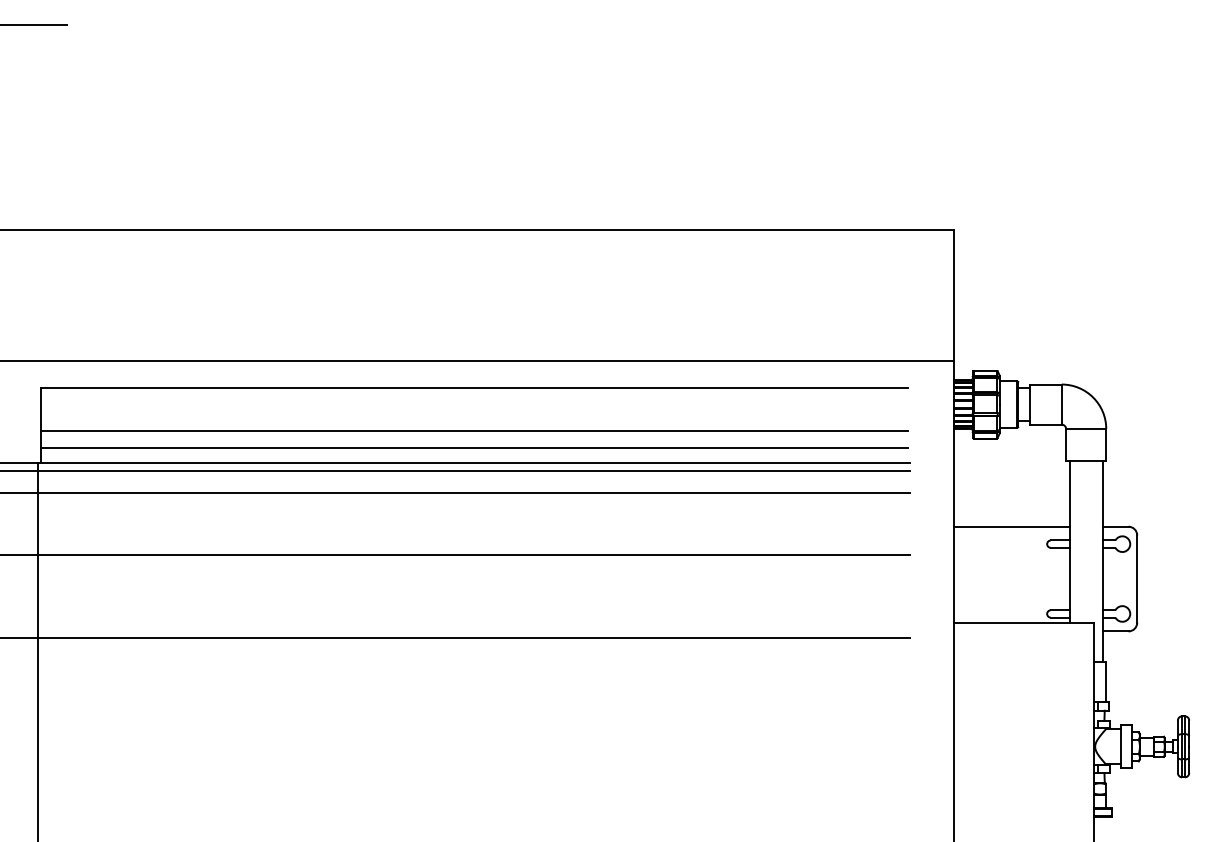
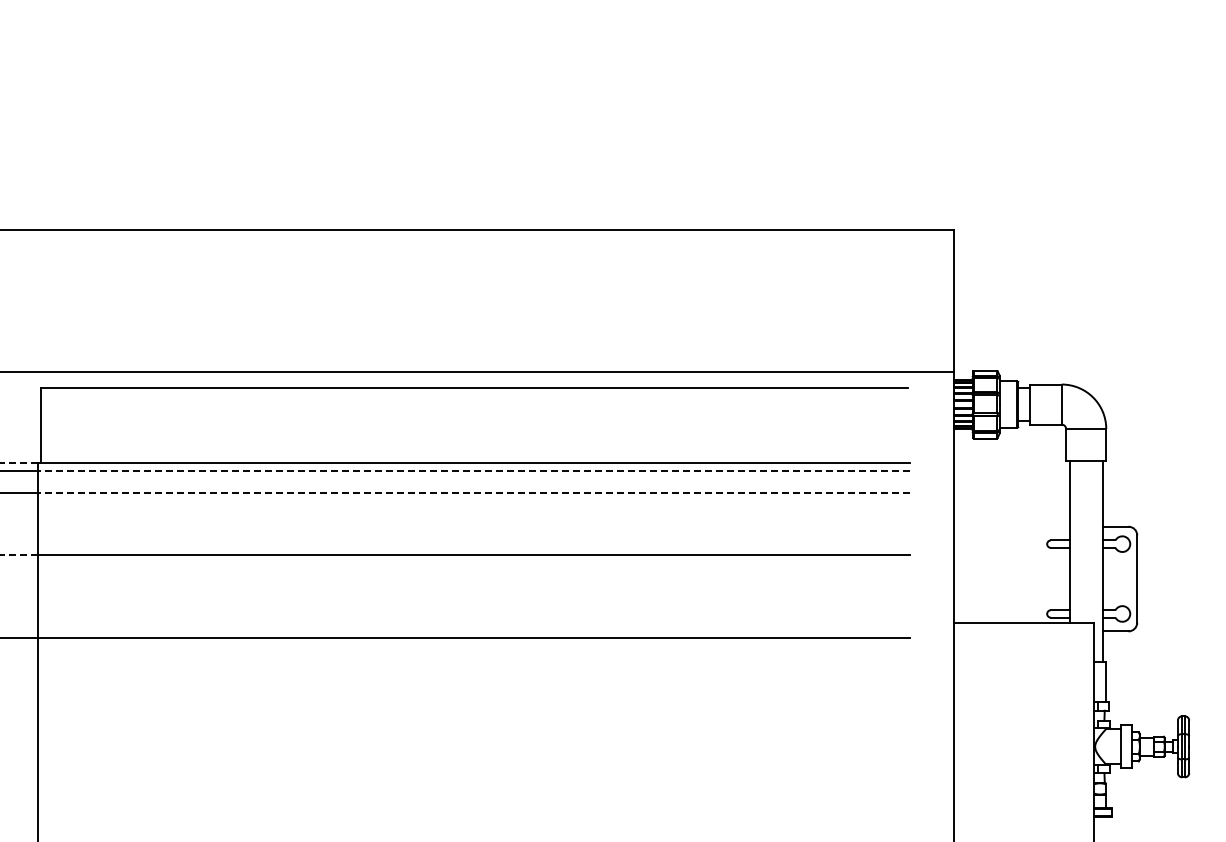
line: present -> none (34, 25)
line position: (478, 360) -> (478, 371) (478, 371)
line: present -> none (473, 431)
line: present -> none (473, 448)
line: solid -> dashed (19, 463)
line: solid -> dashed (473, 471)
line: solid -> dashed (473, 492)
line: present -> none (1011, 526)
line: solid -> dashed (19, 554)
